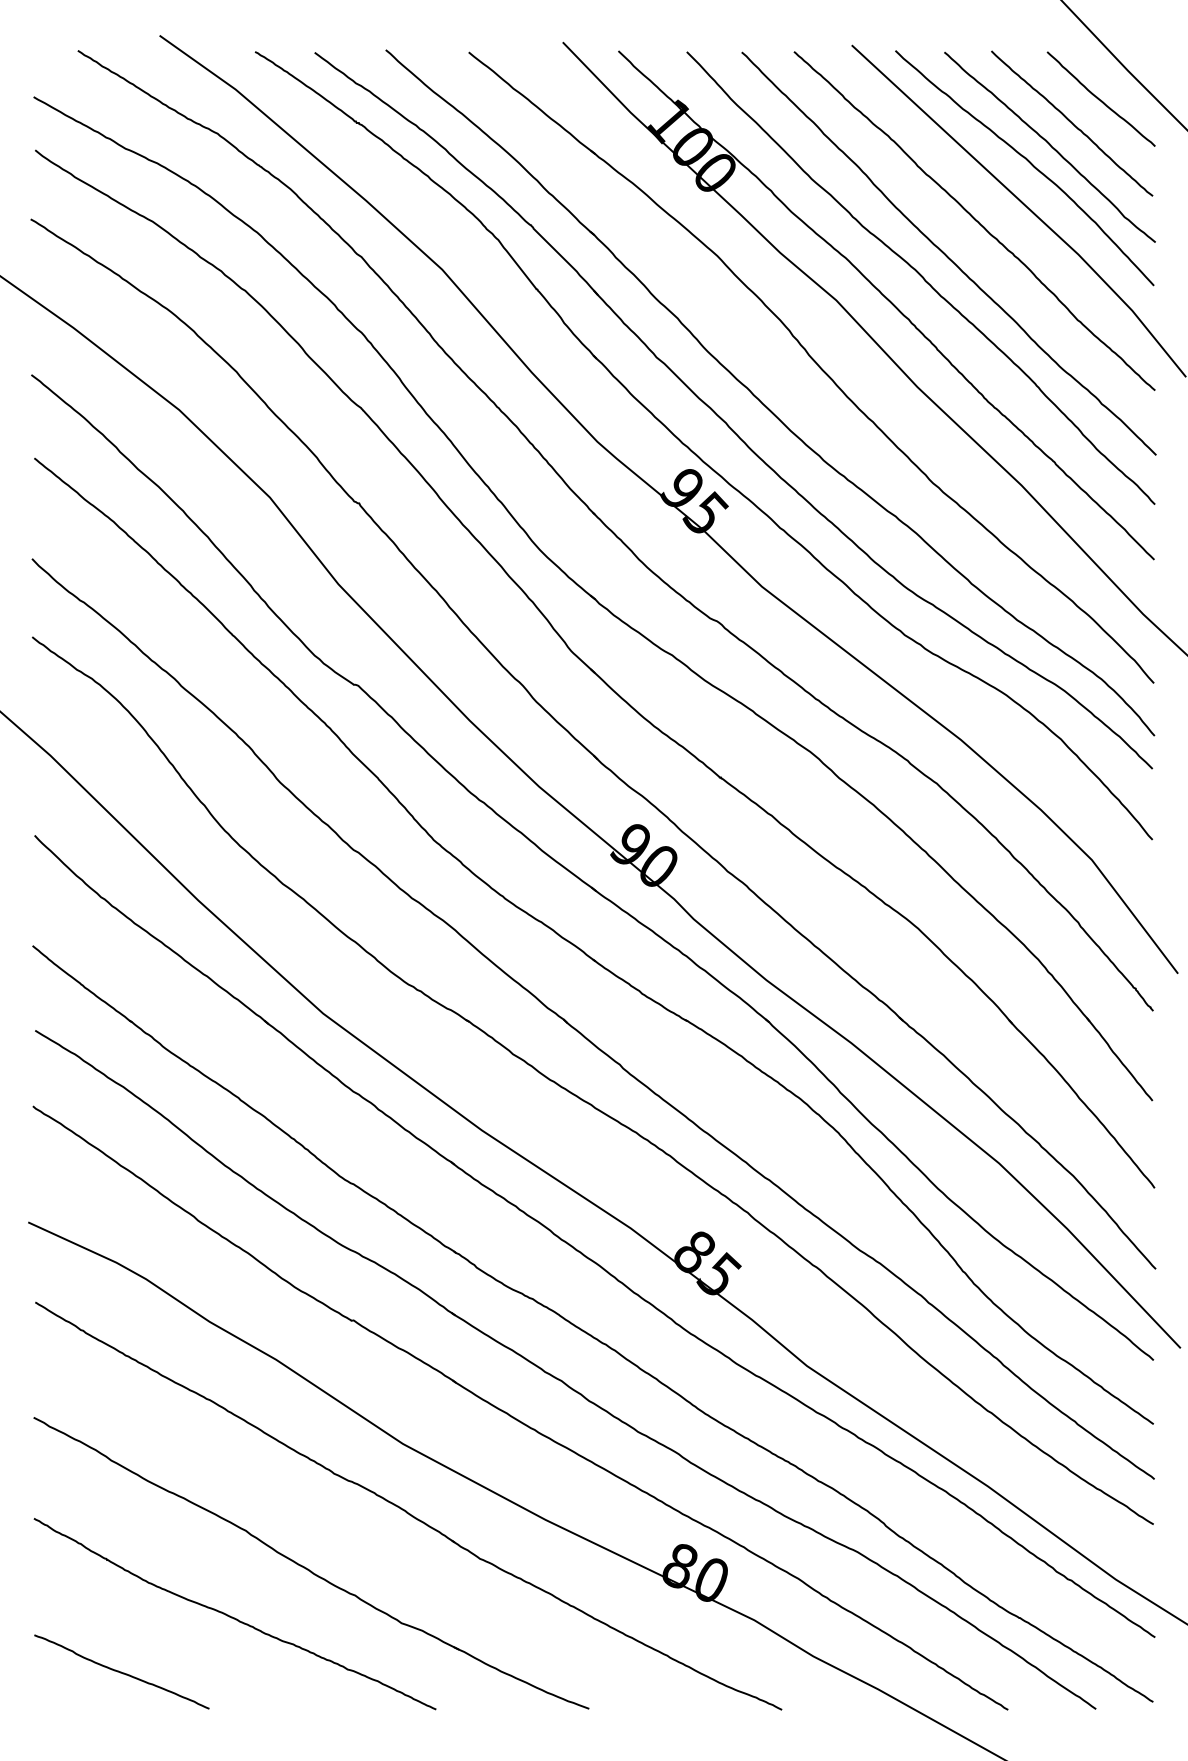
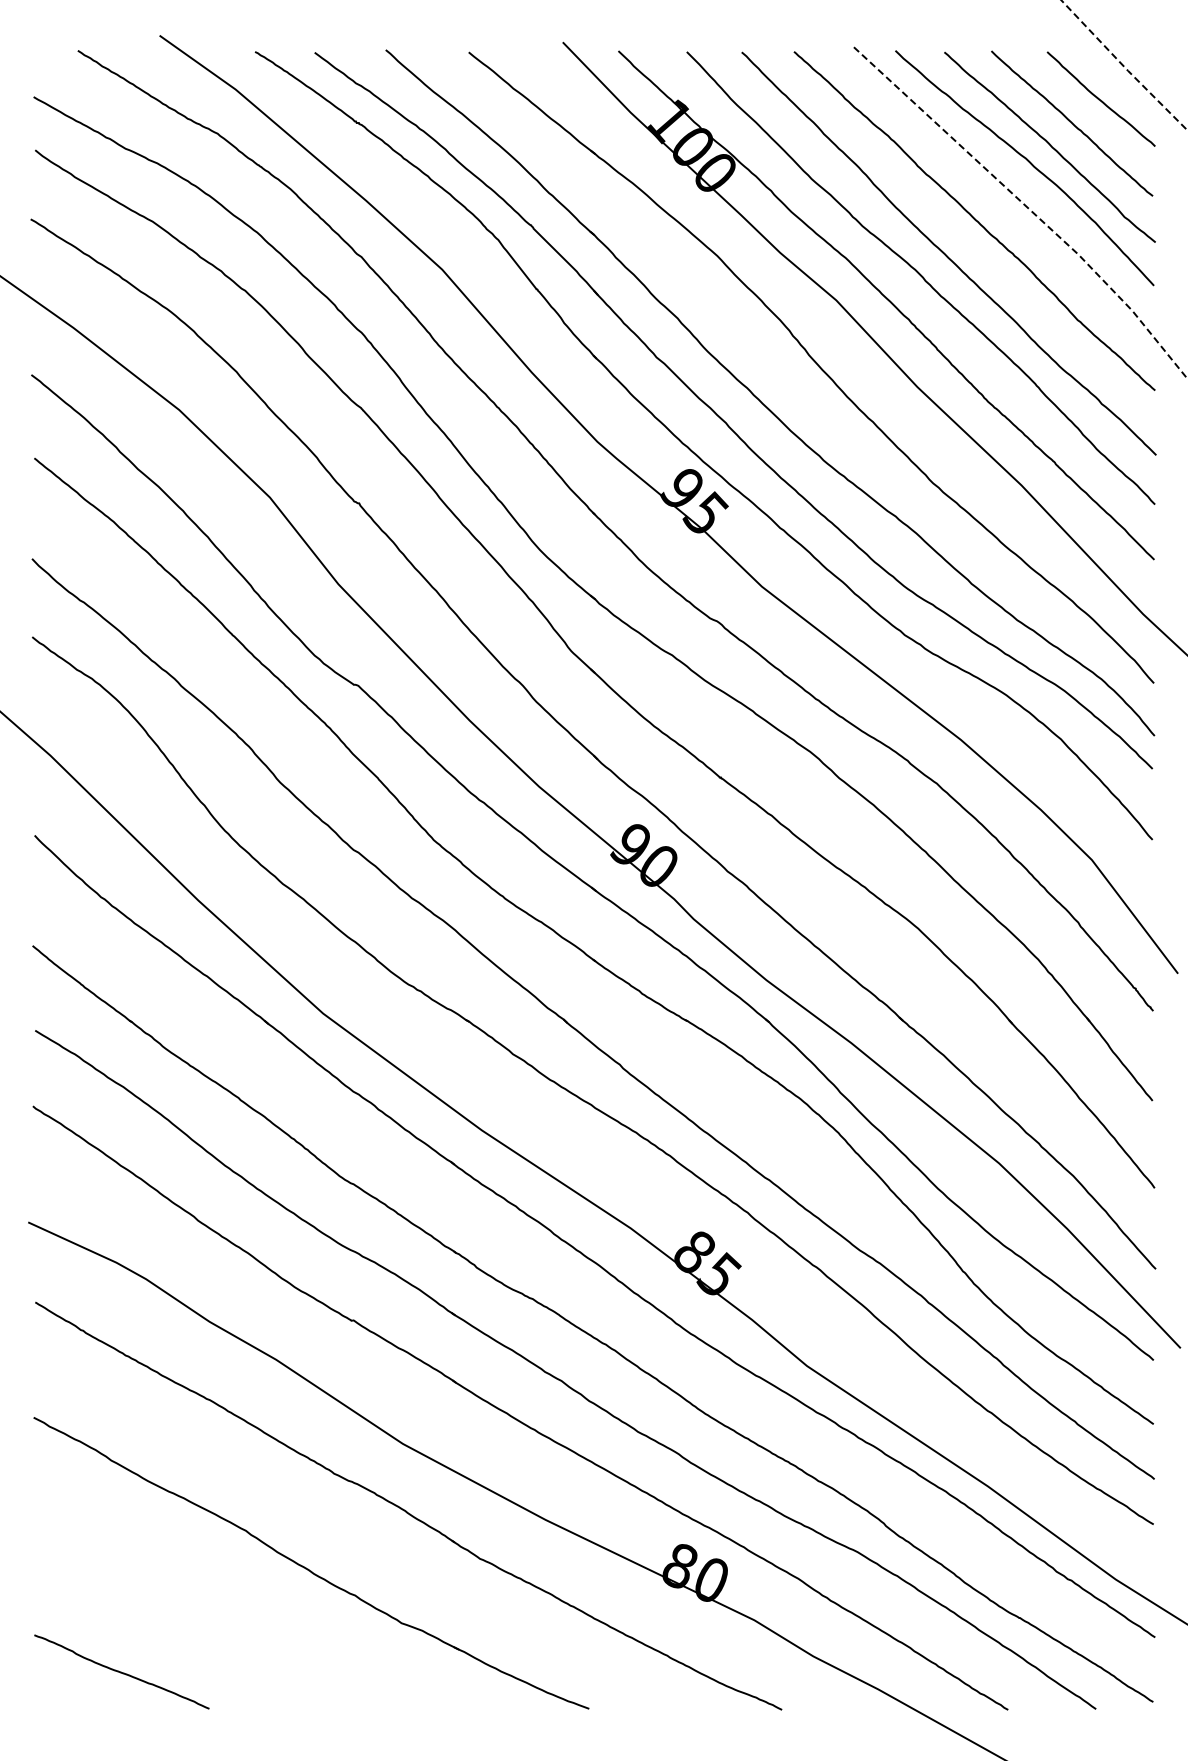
line: solid -> dashed (1123, 66)
line: solid -> dashed (1025, 205)
curve: present -> none (232, 1616)
